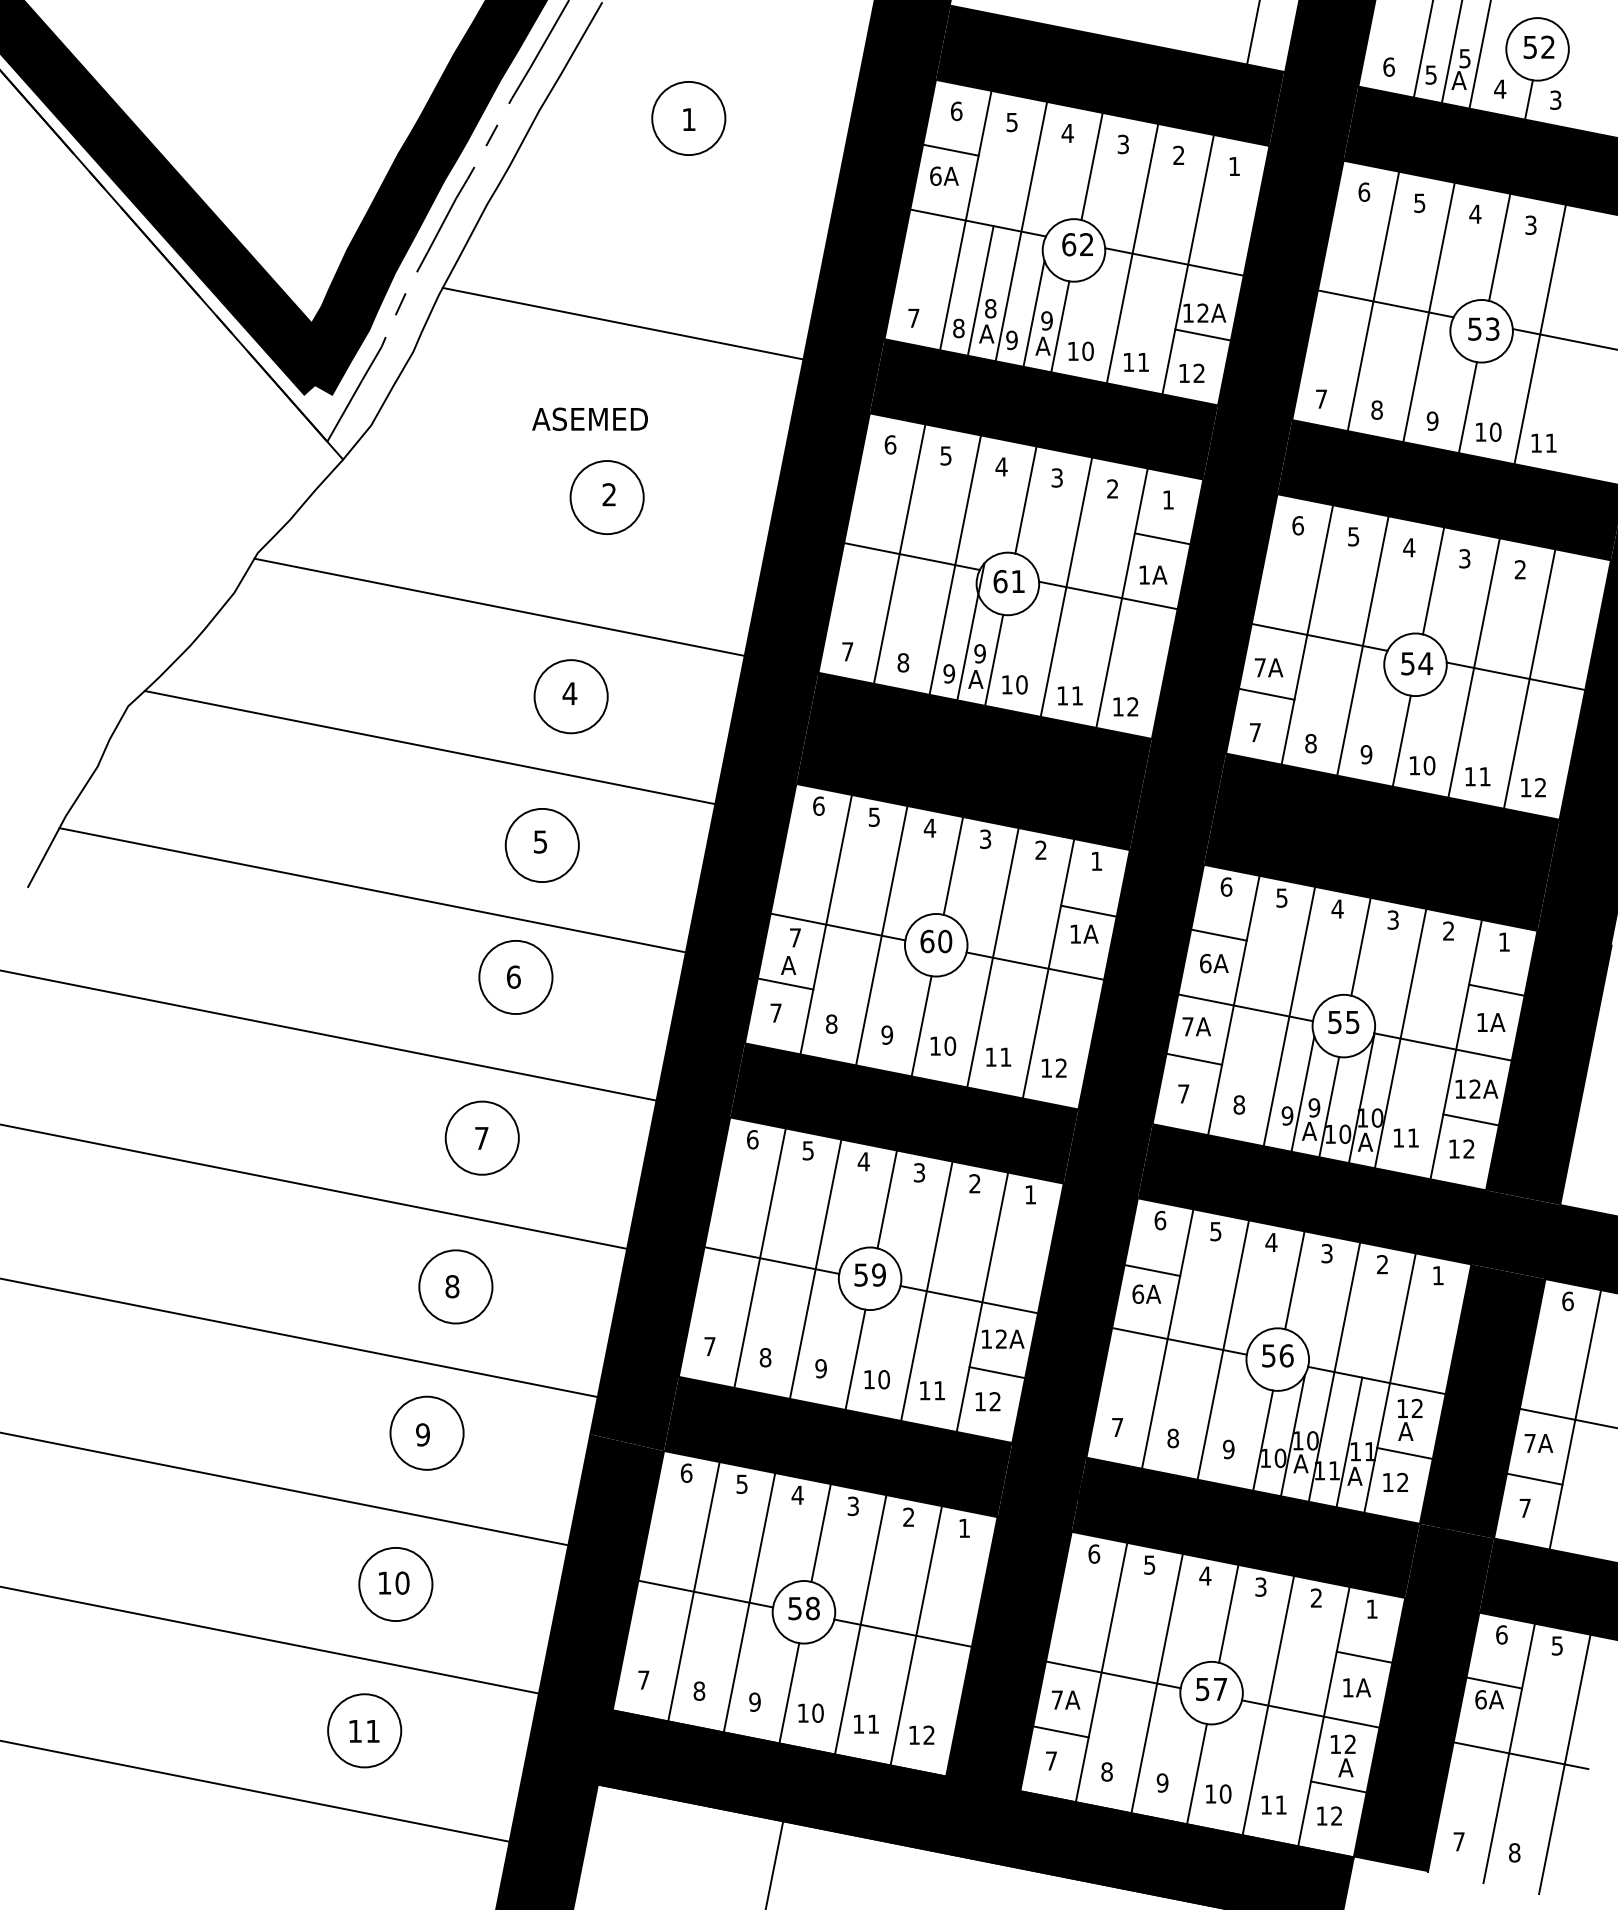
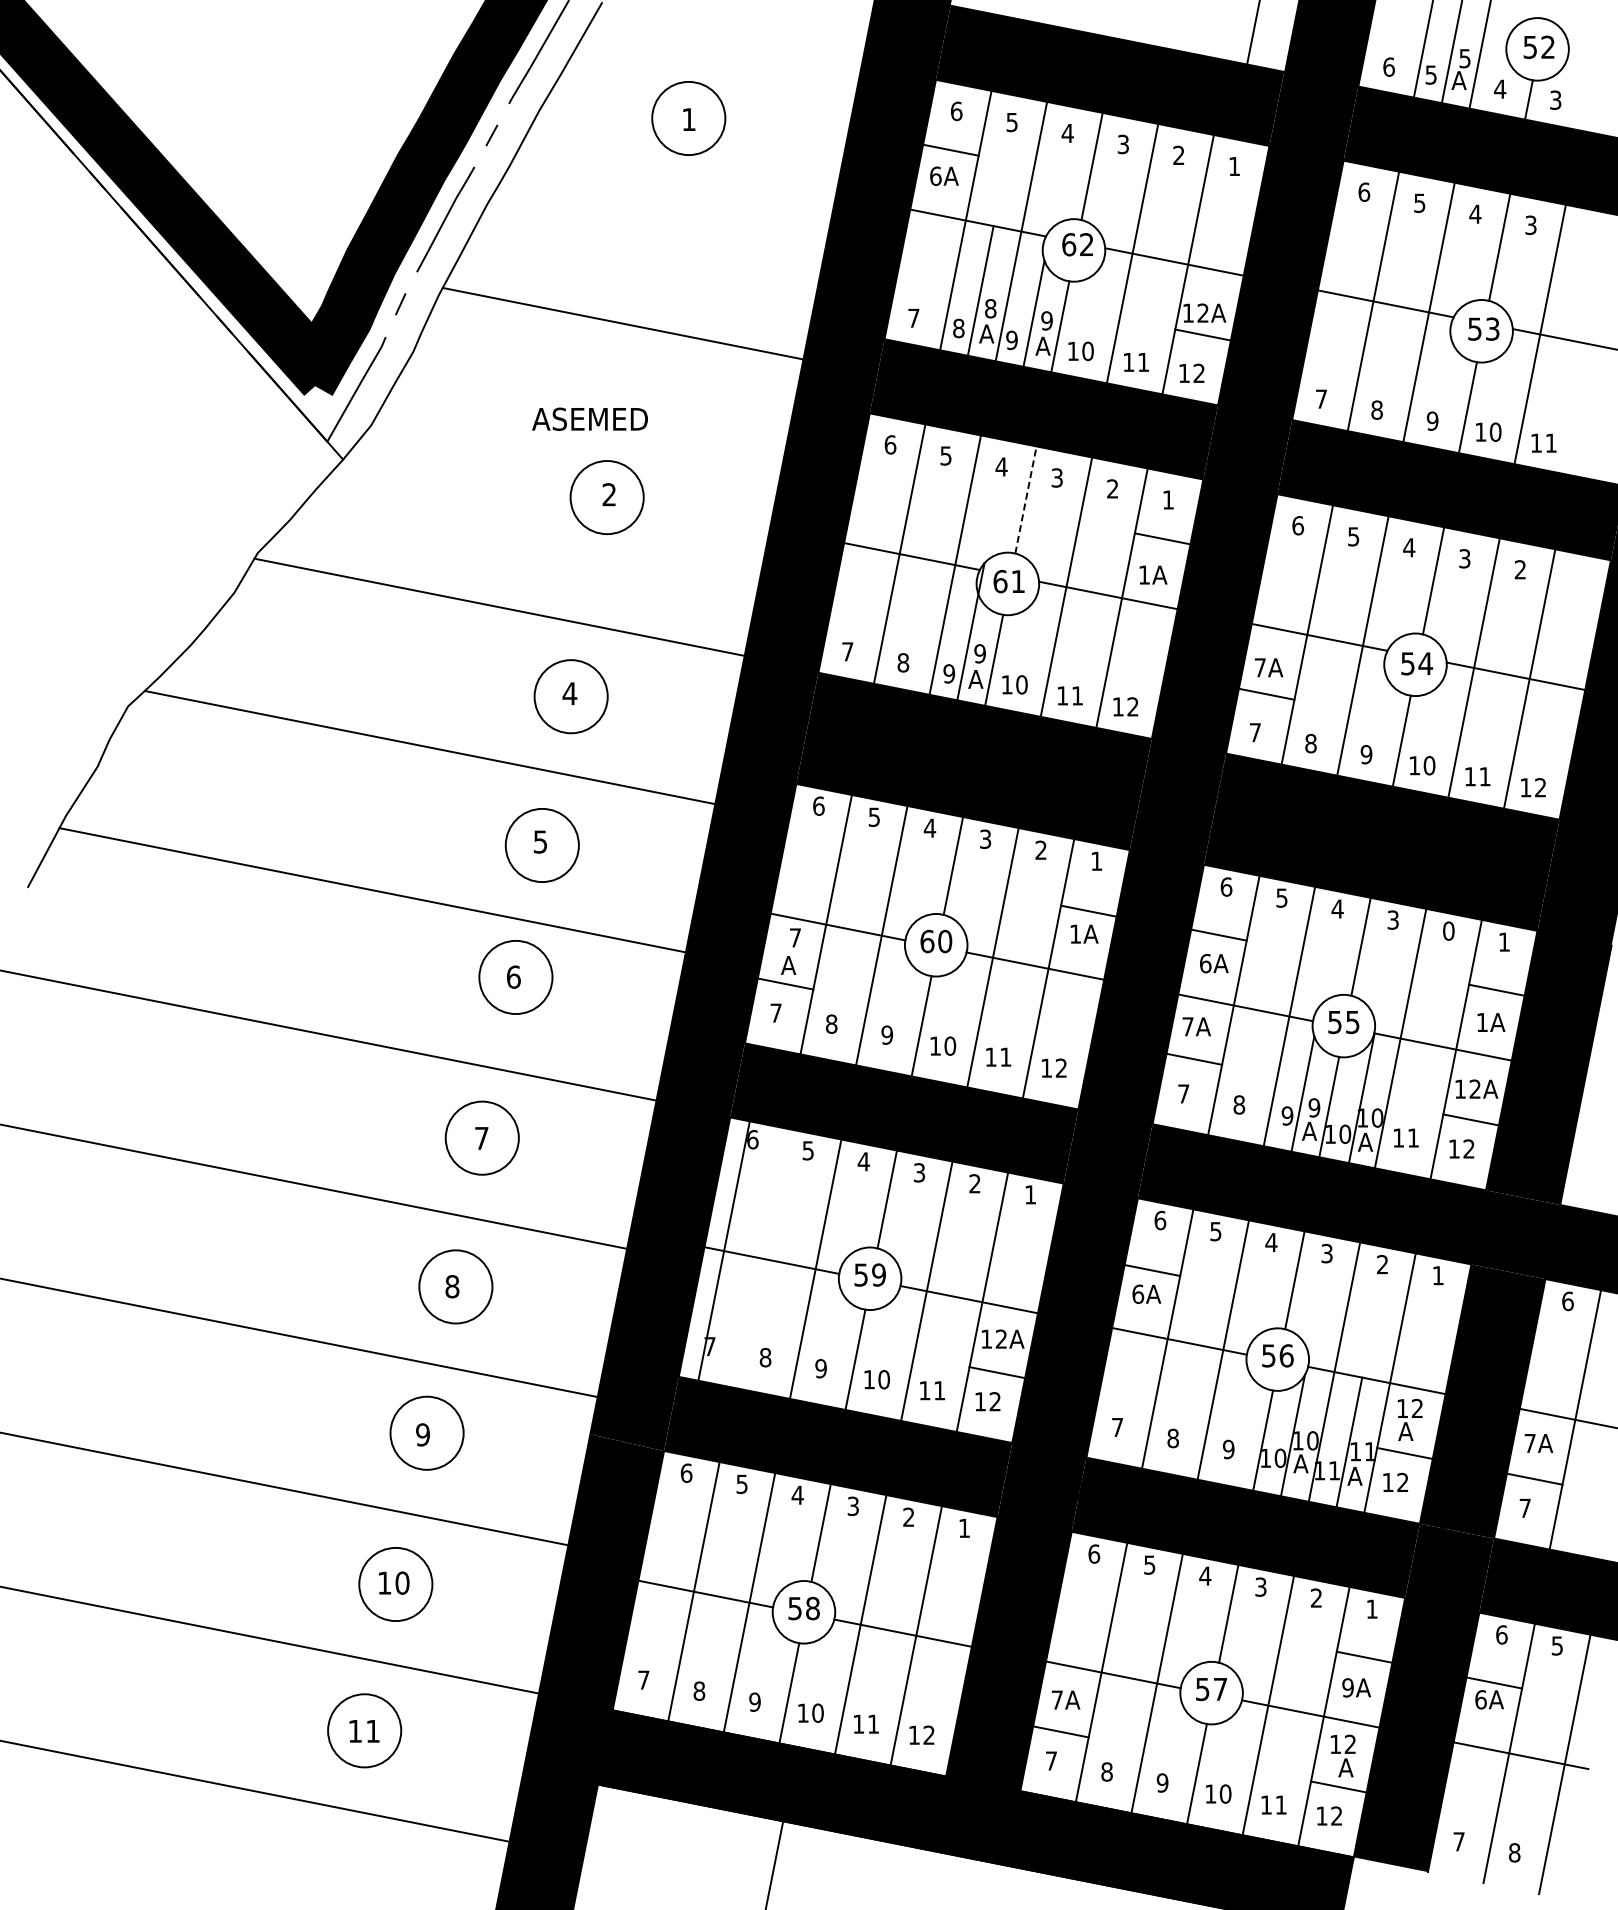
line: solid -> dashed (1025, 500)
text: 2 -> 0 (1448, 930)
line position: (759, 1257) -> (723, 1250) (723, 1250)
text: 1A -> 9A (1347, 1687)
